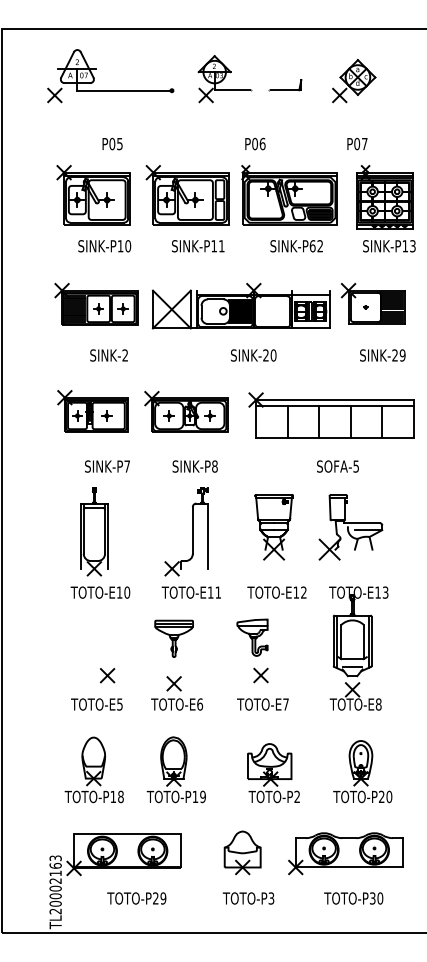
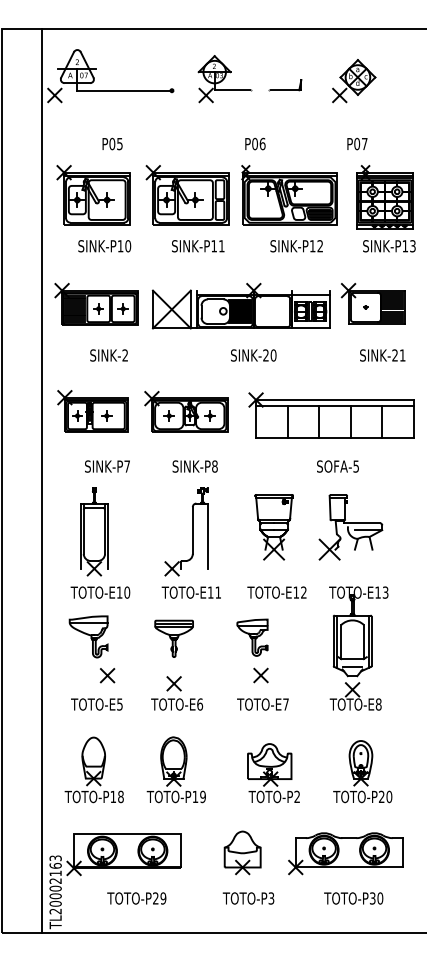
text: SINK-P62 -> SINK-P12 (312, 246)
text: SINK-29 -> SINK-21 (402, 355)
line: none -> present (42, 480)
part: none -> present (88, 636)
